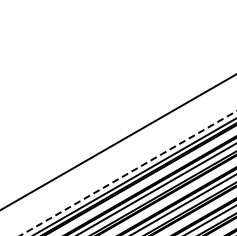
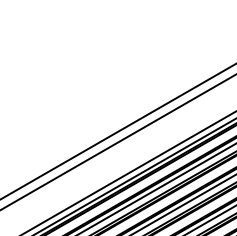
line: none -> present (117, 131)
line: dashed -> solid (128, 173)
